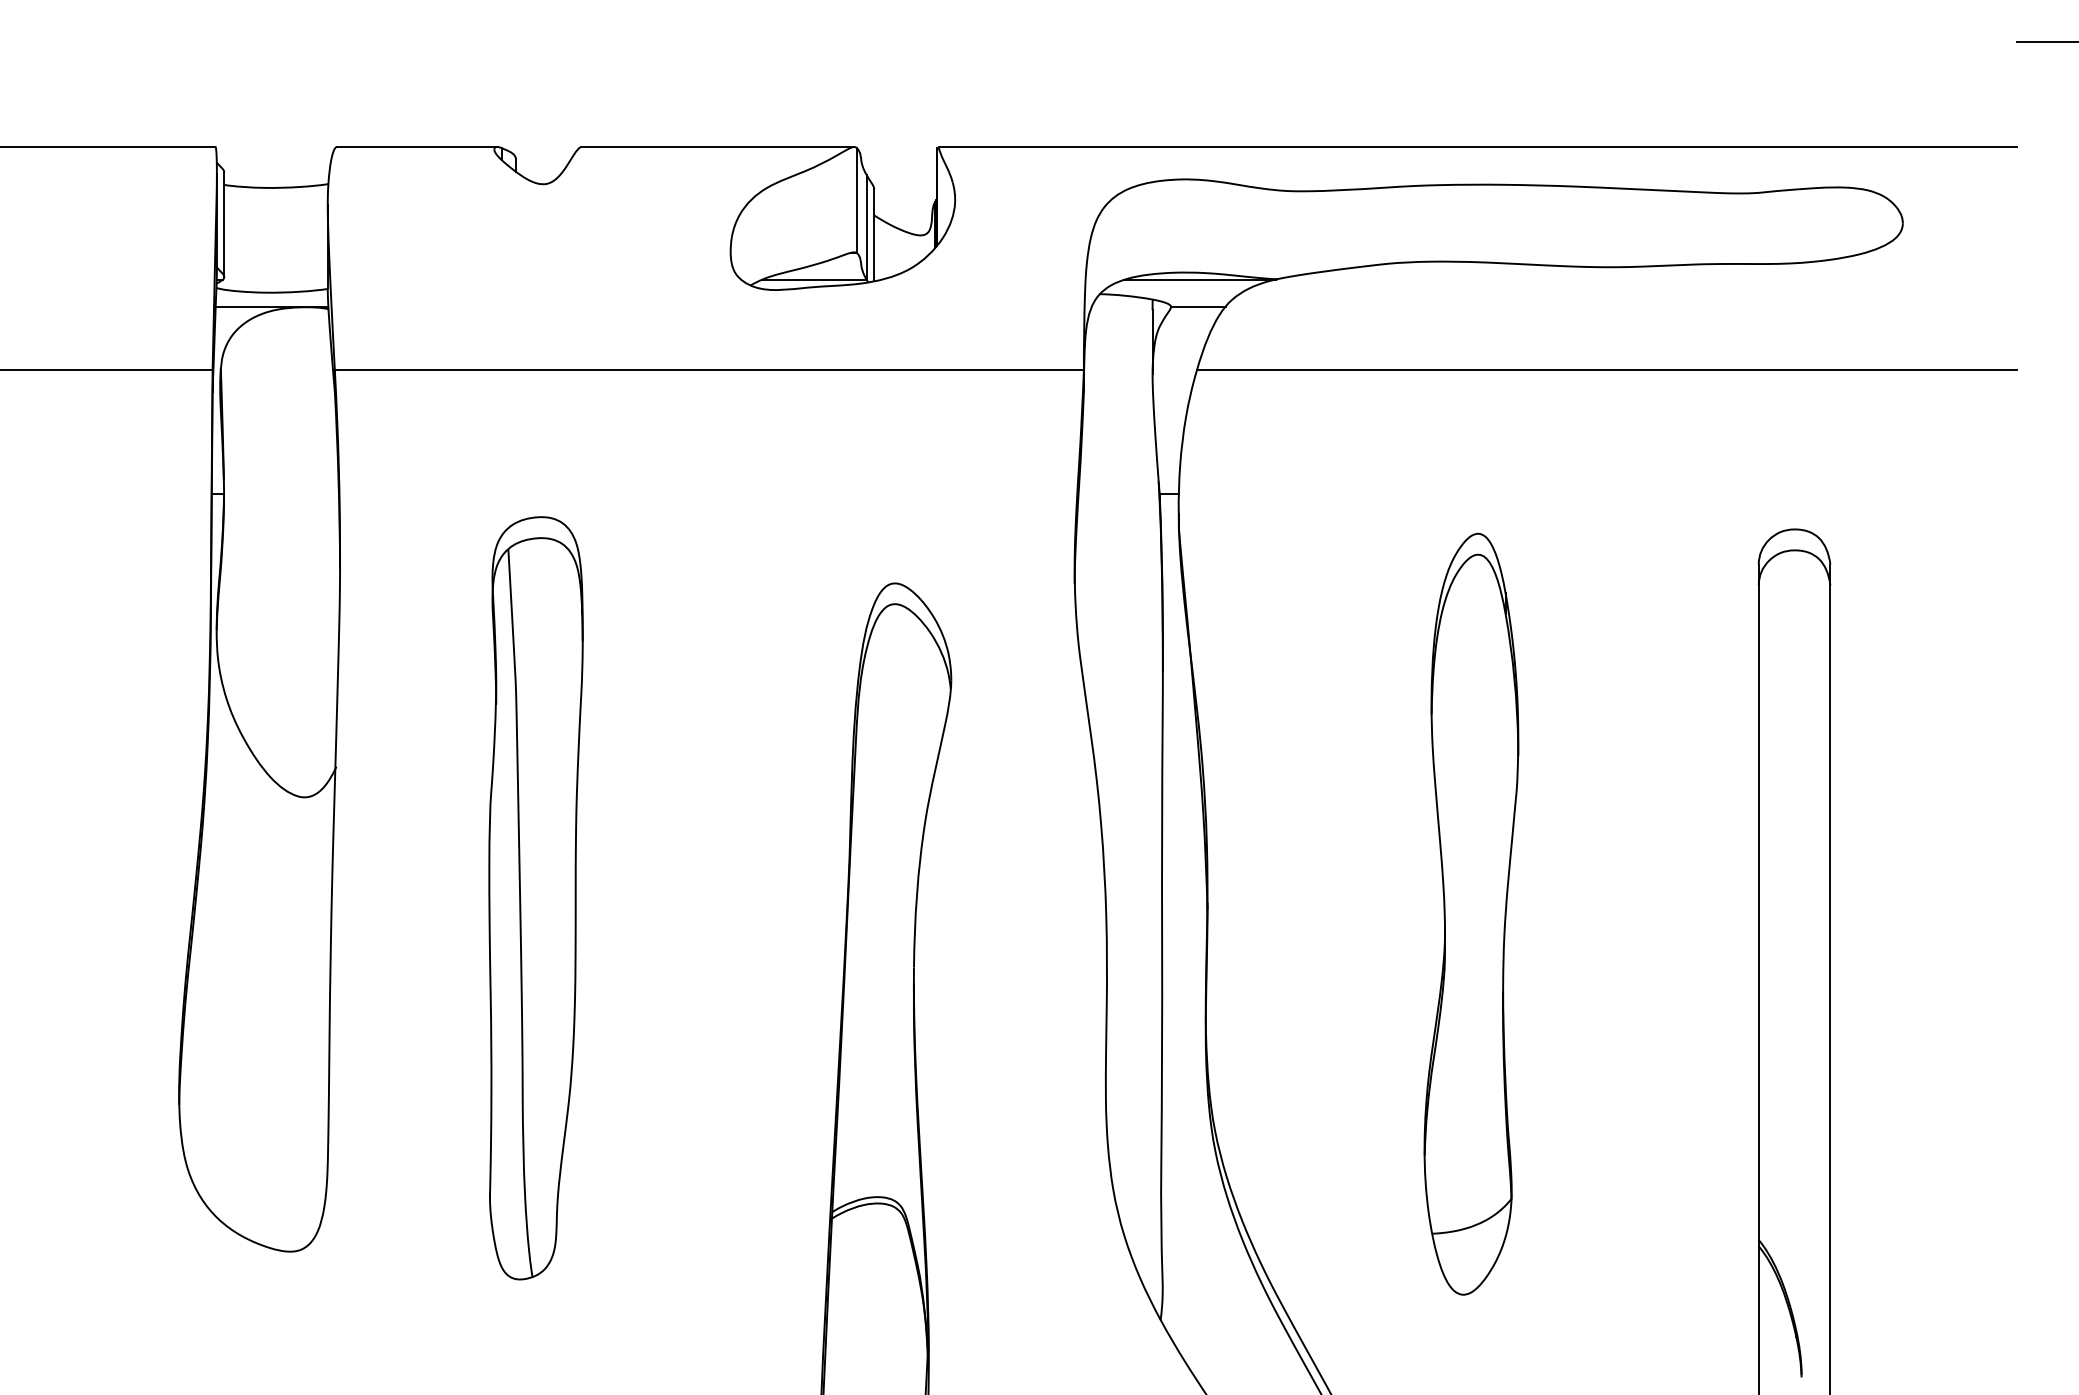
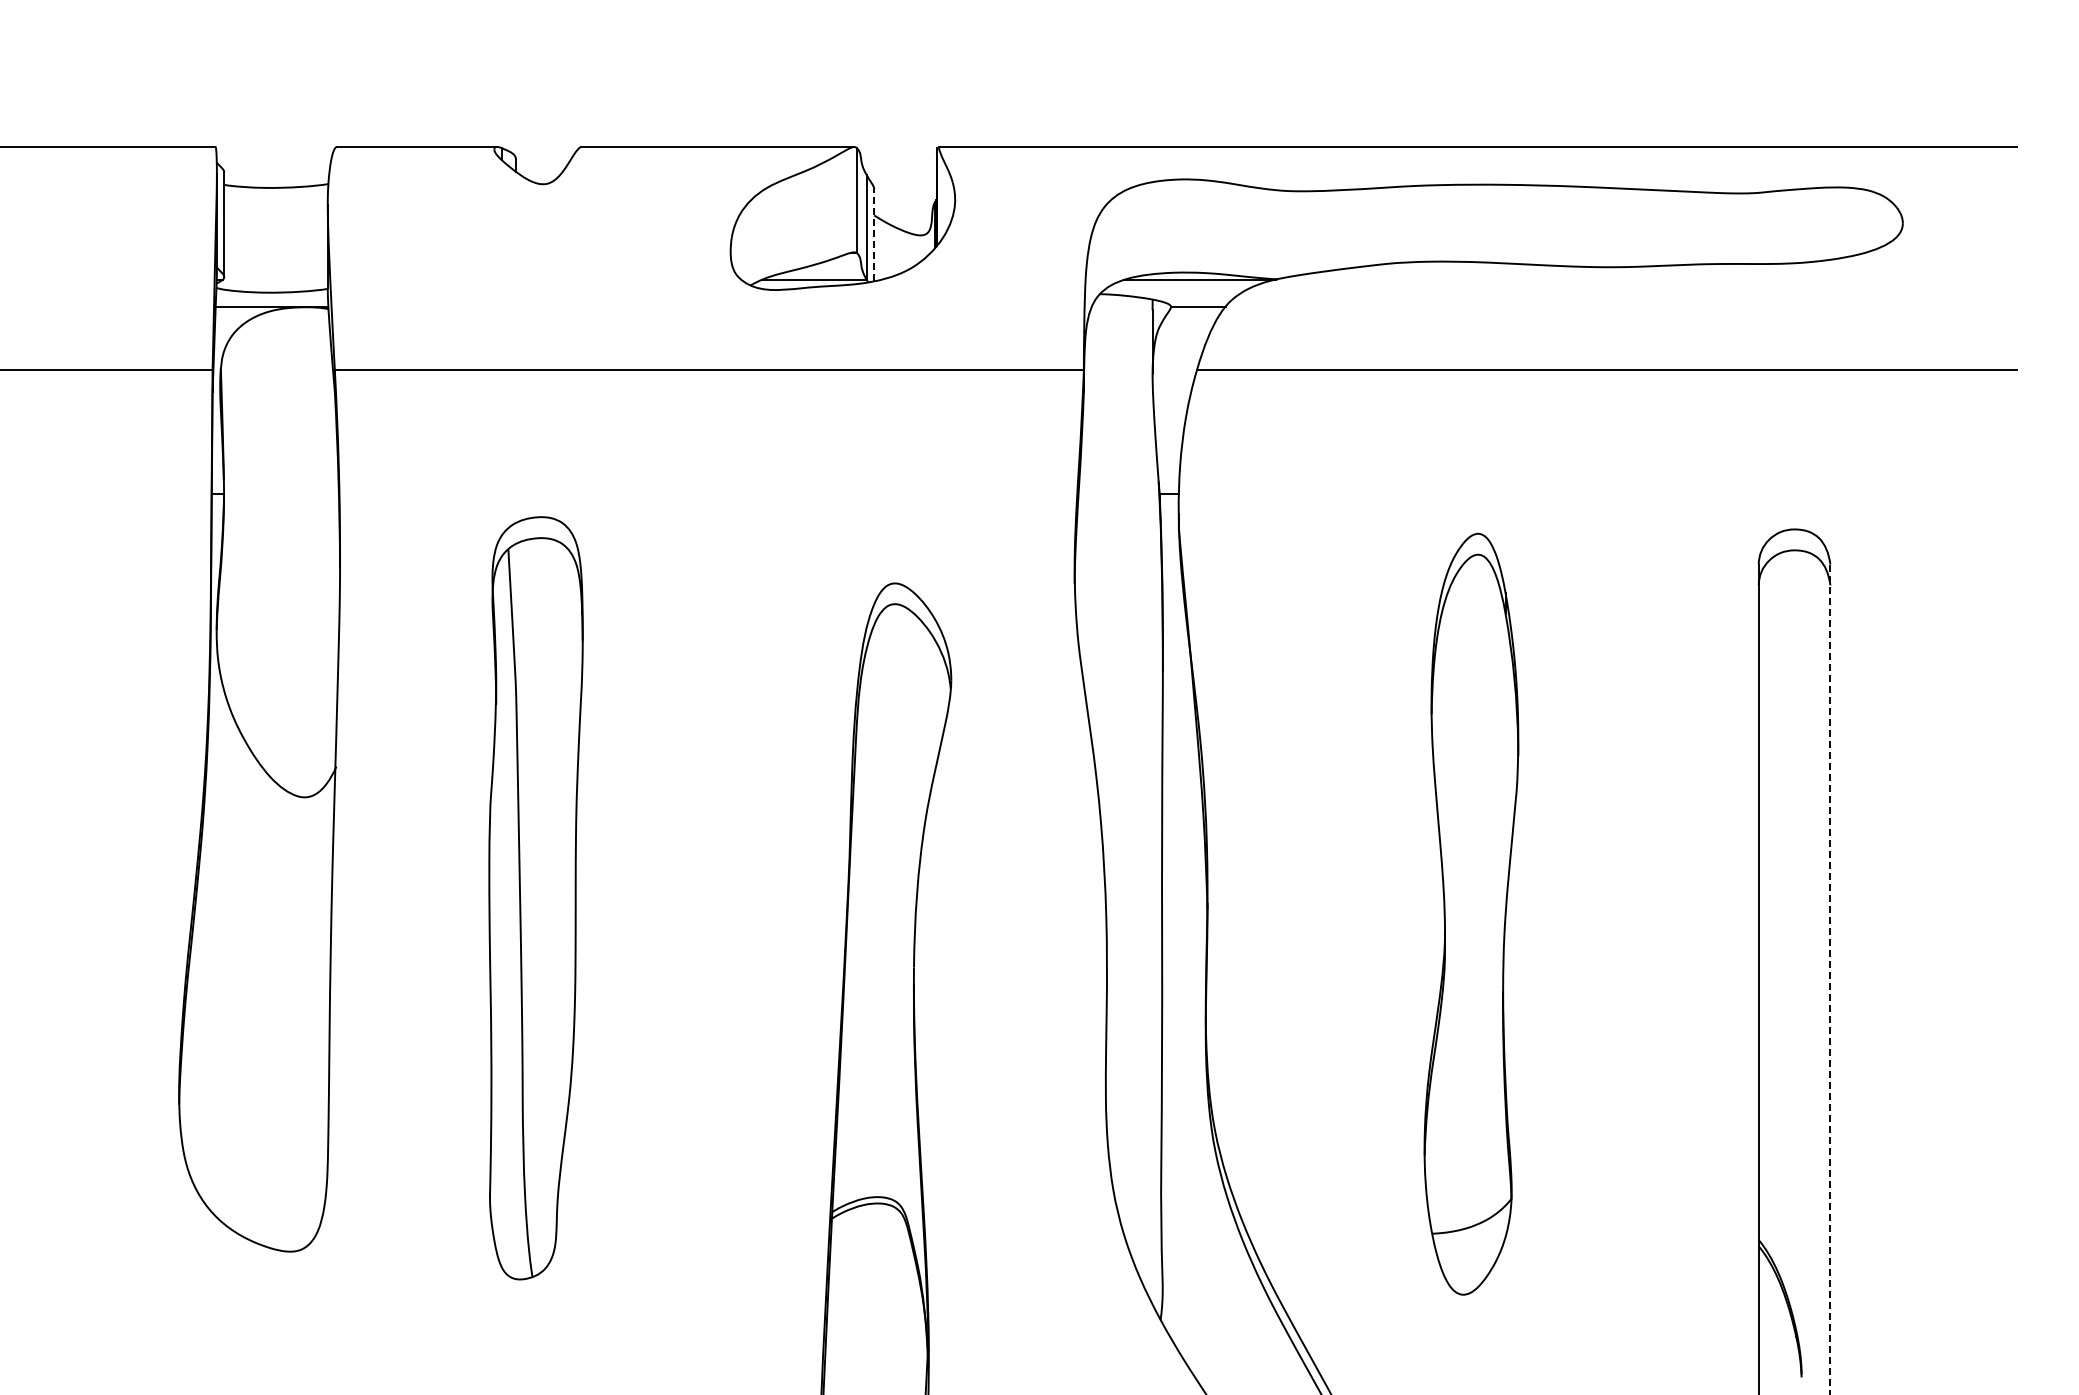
line: present -> none (2045, 42)
line: solid -> dashed (874, 234)
line: solid -> dashed (1830, 979)
